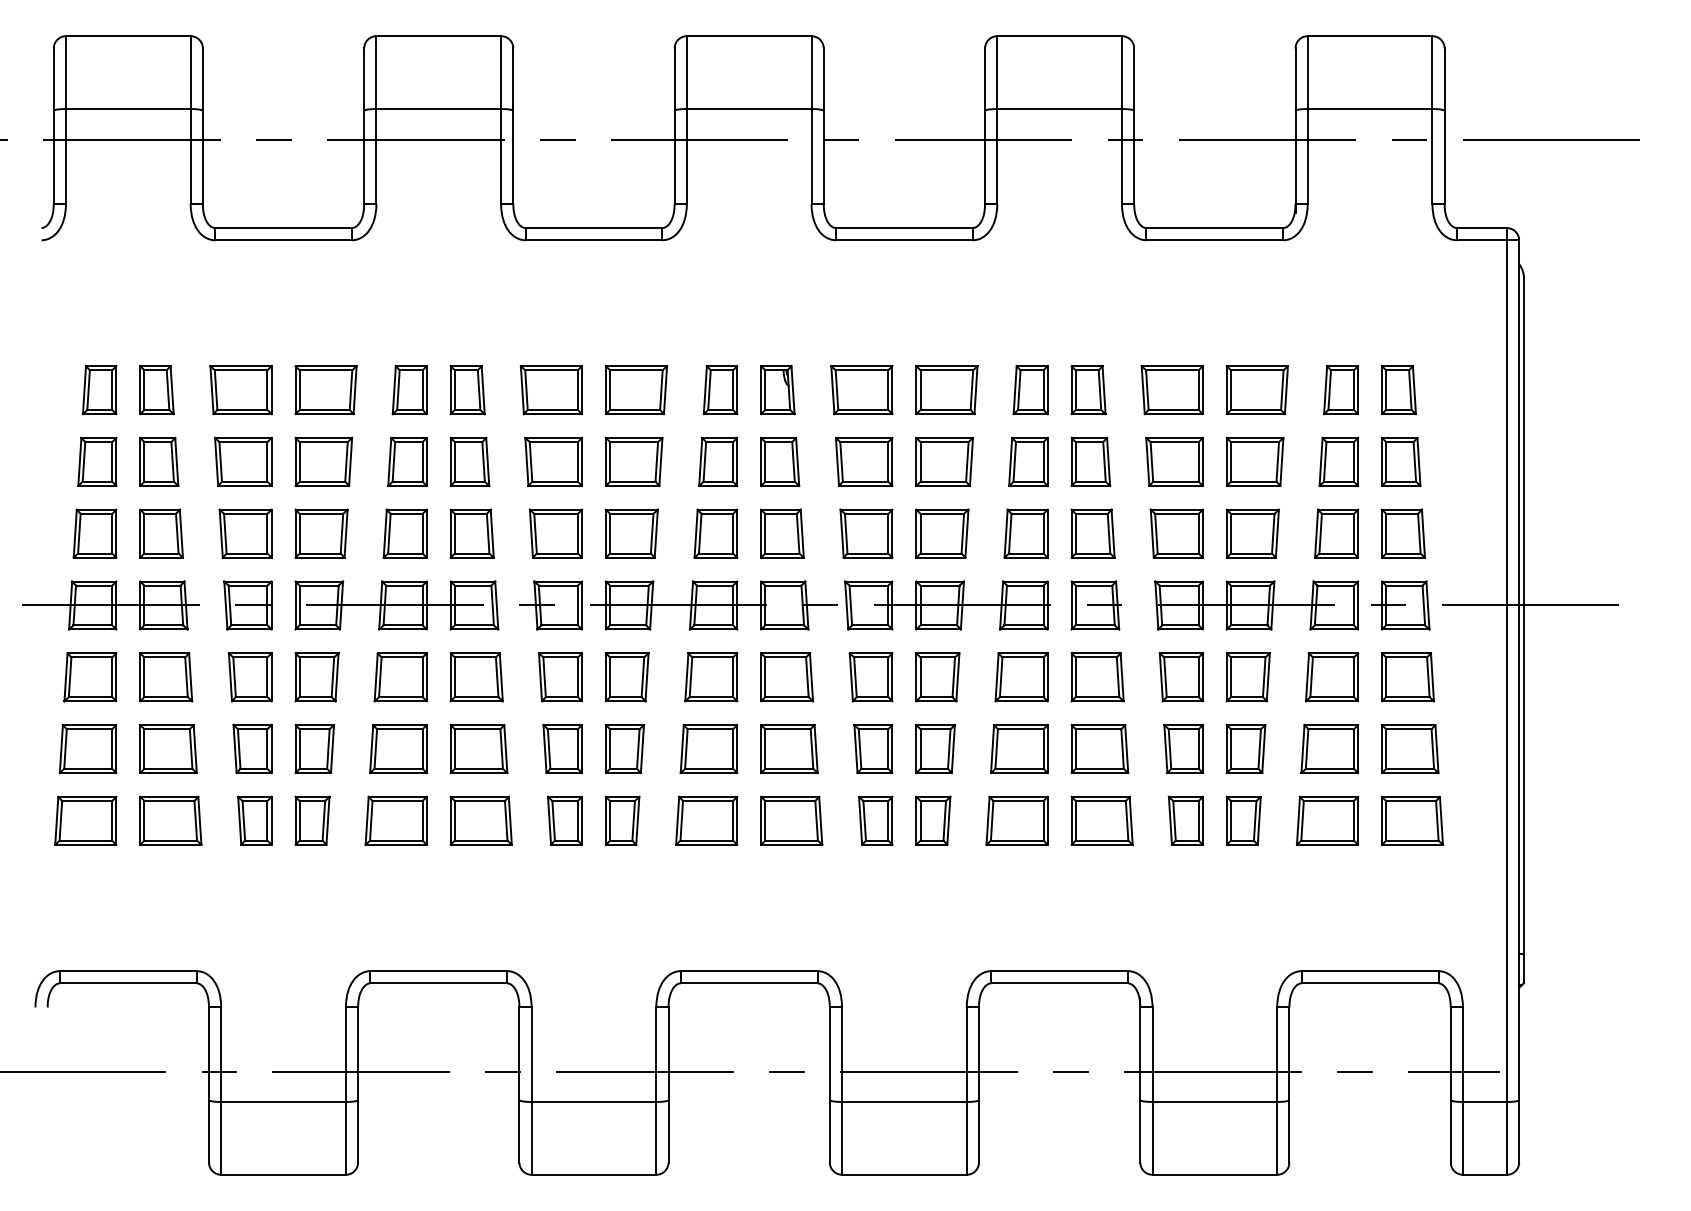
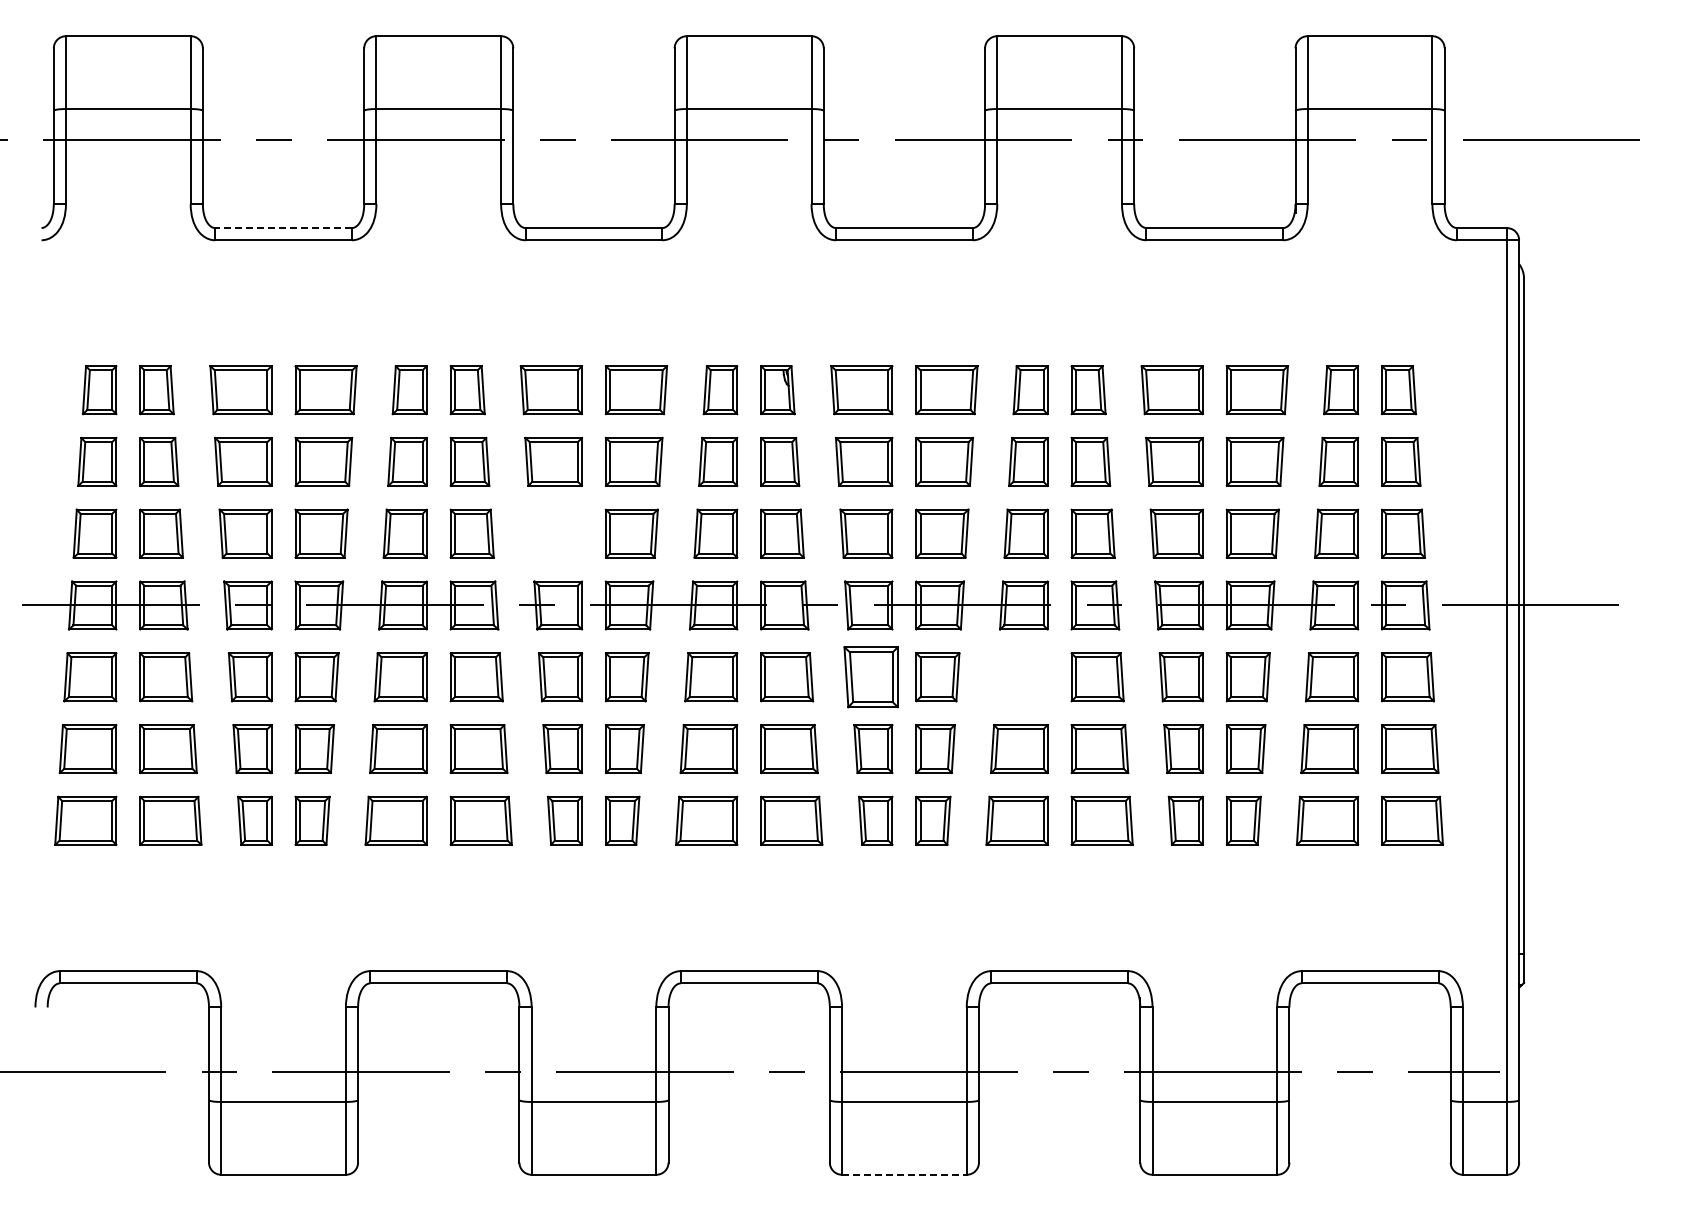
line: solid -> dashed (283, 228)
part: present -> none (555, 533)
part size: 46x51 px -> 56x63 px (870, 677)
part: present -> none (1021, 677)
line: solid -> dashed (904, 1174)
